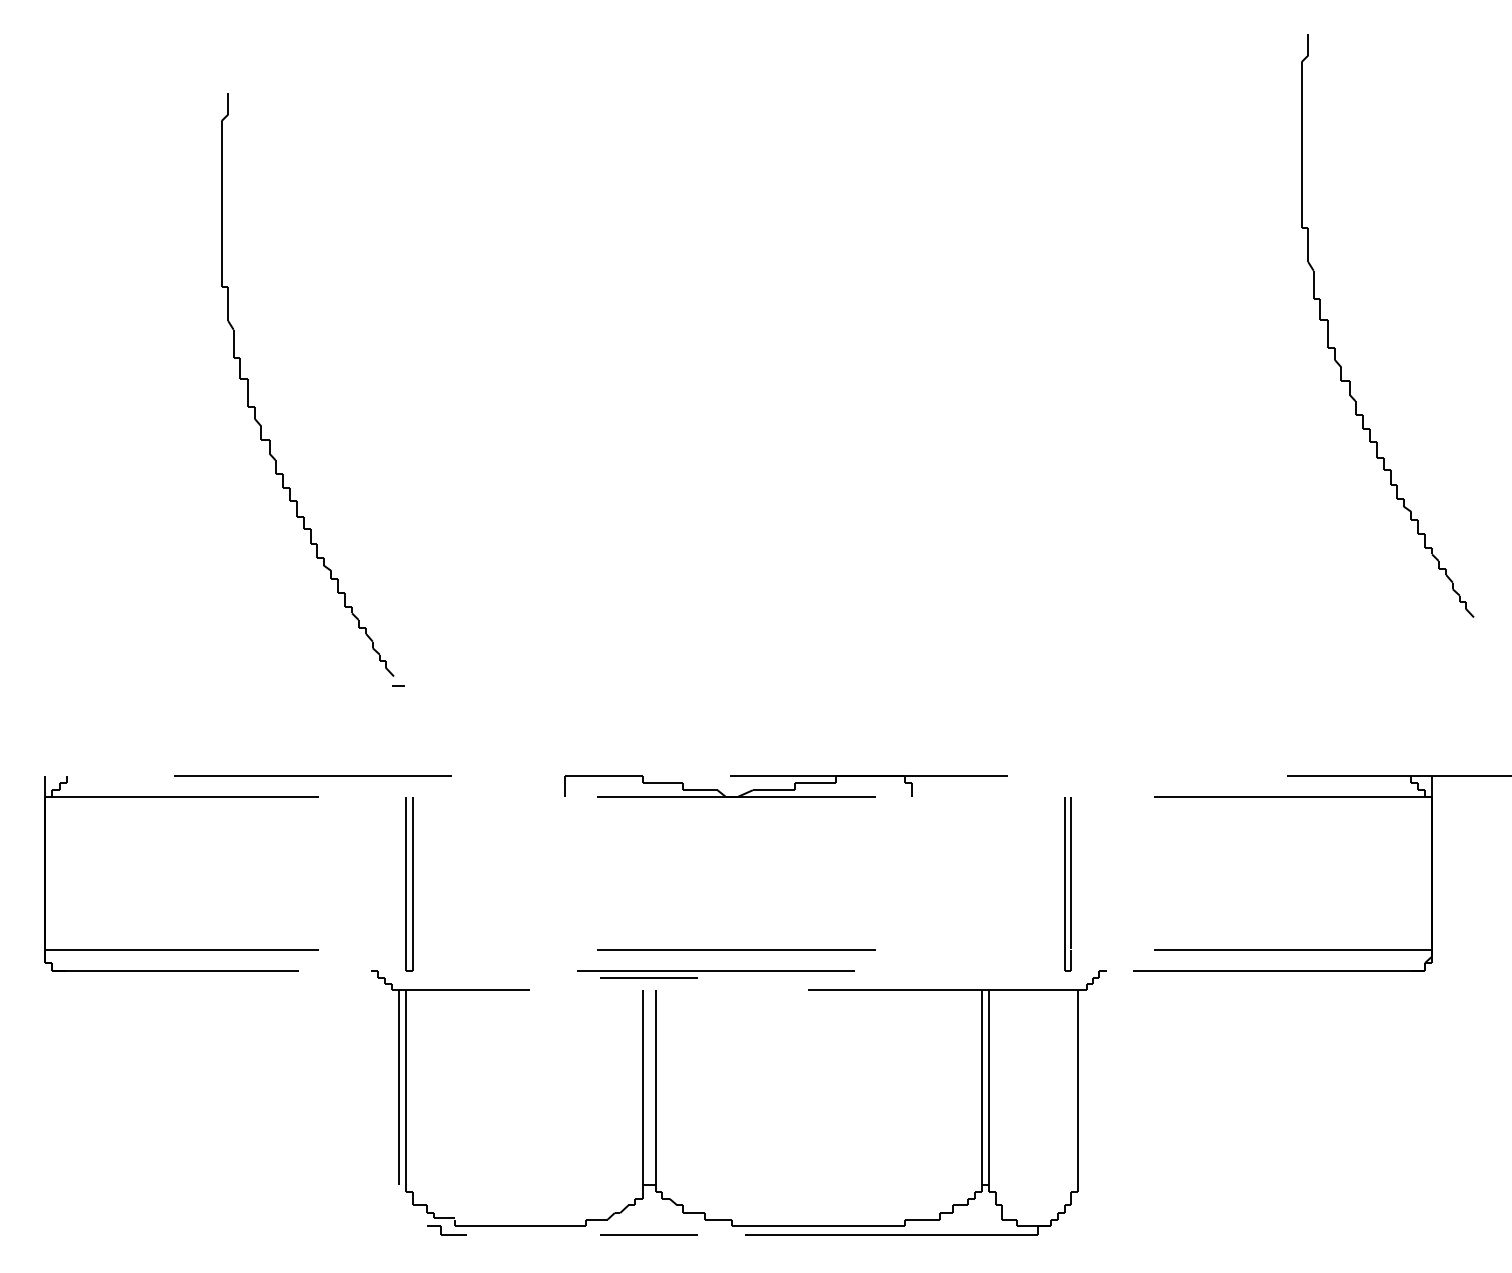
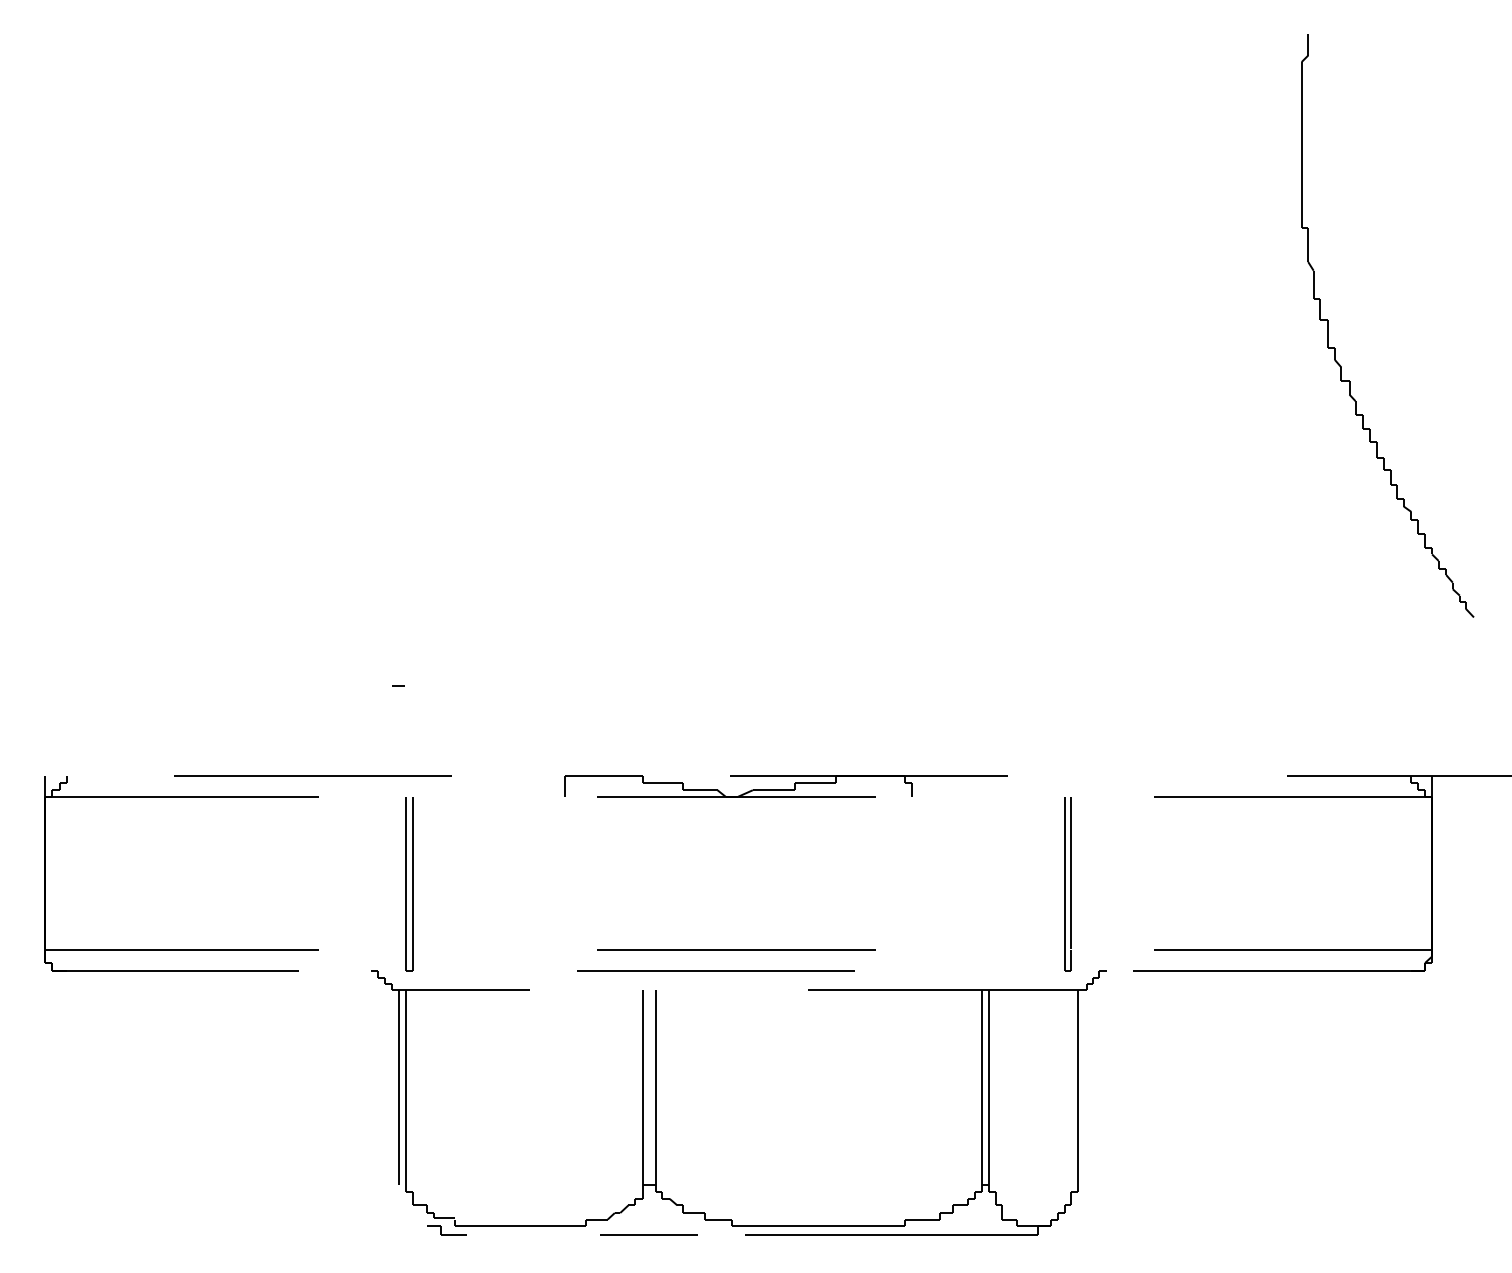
part: present -> none (255, 407)
line: present -> none (648, 977)
